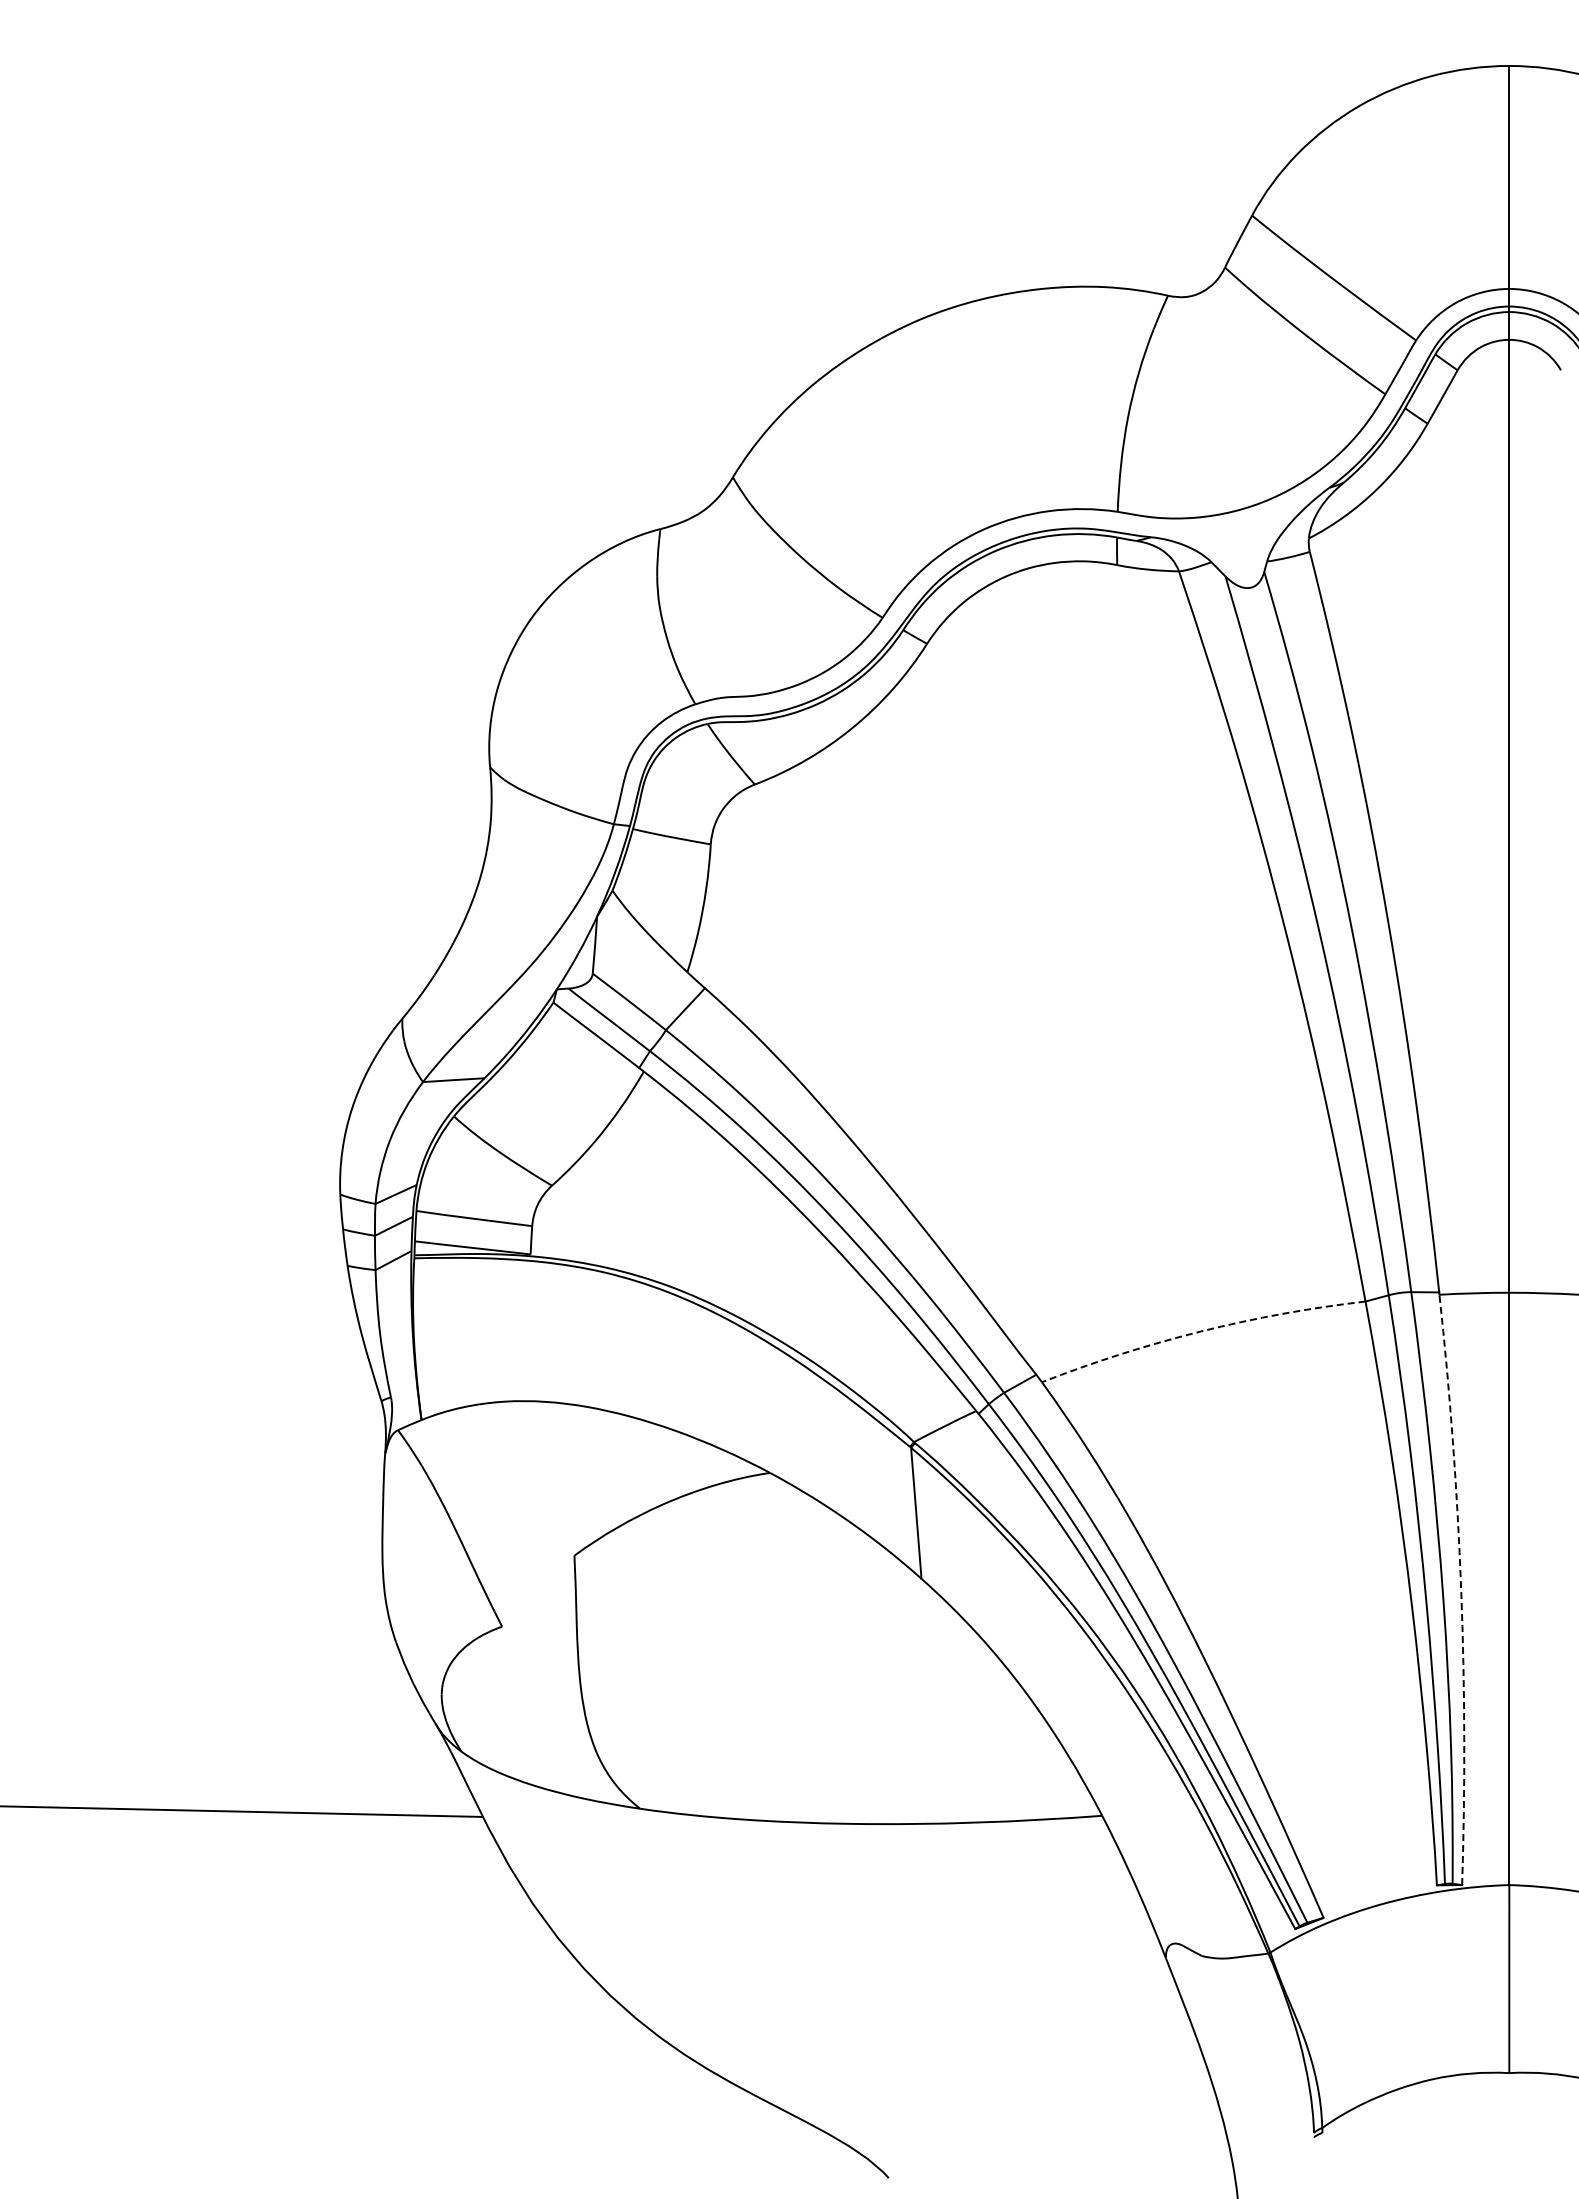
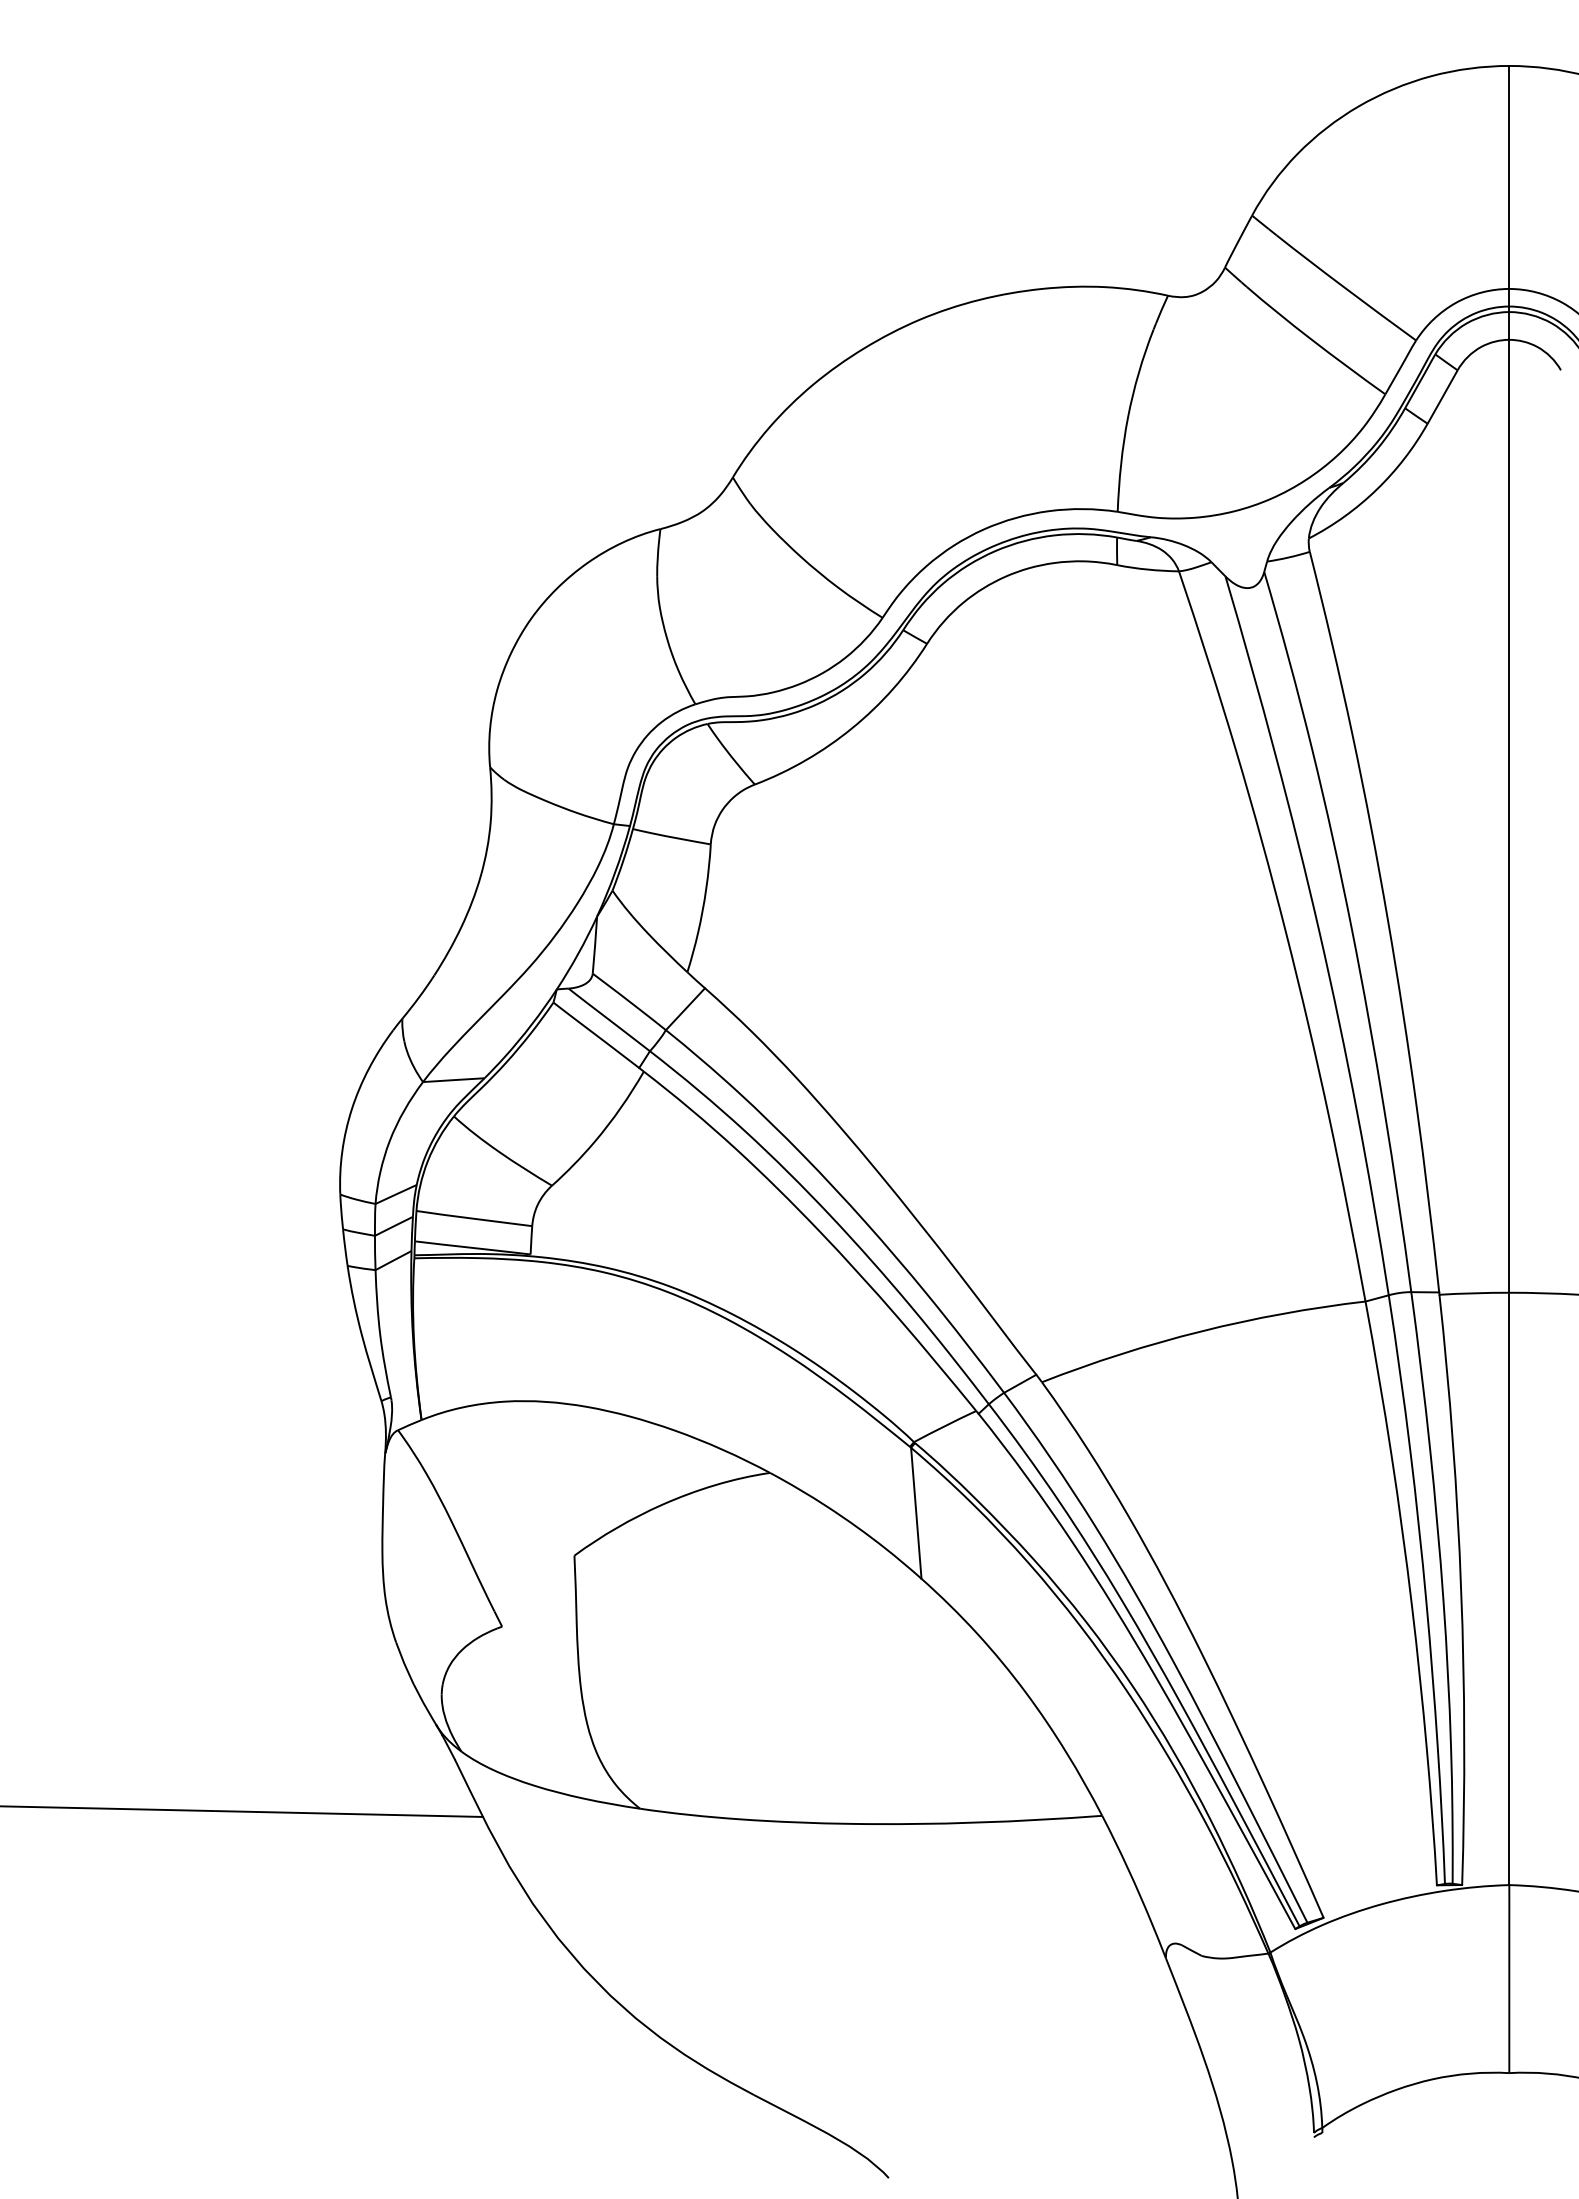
arc: dashed -> solid (1201, 1331)
arc: dashed -> solid (1461, 1589)
